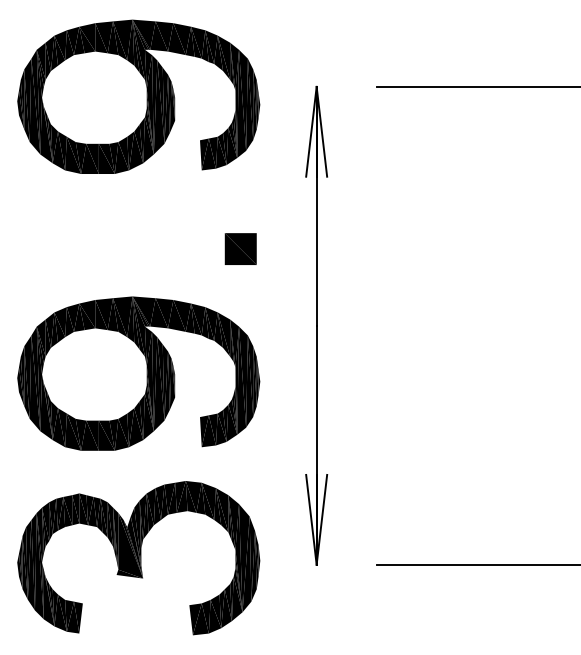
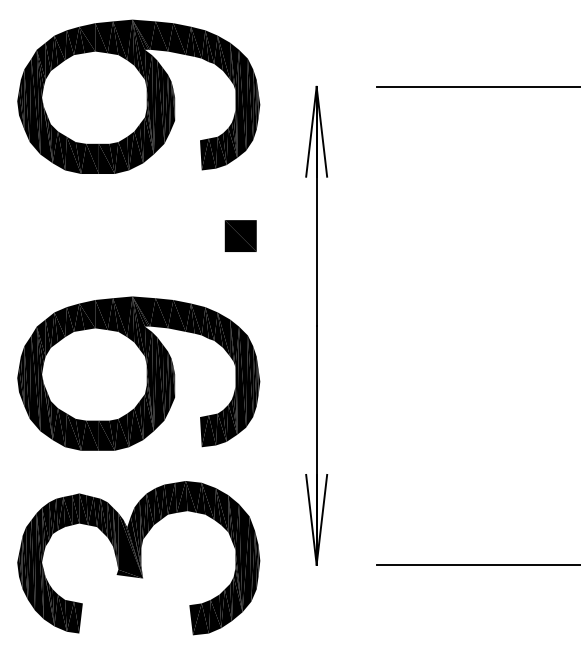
part position: (240, 248) -> (240, 235) (240, 235)
